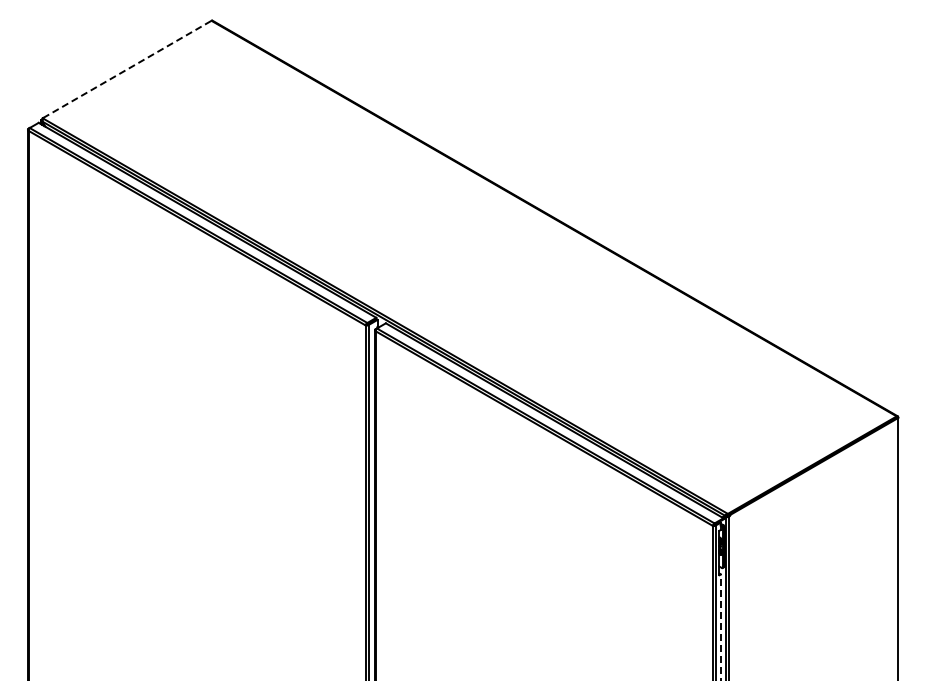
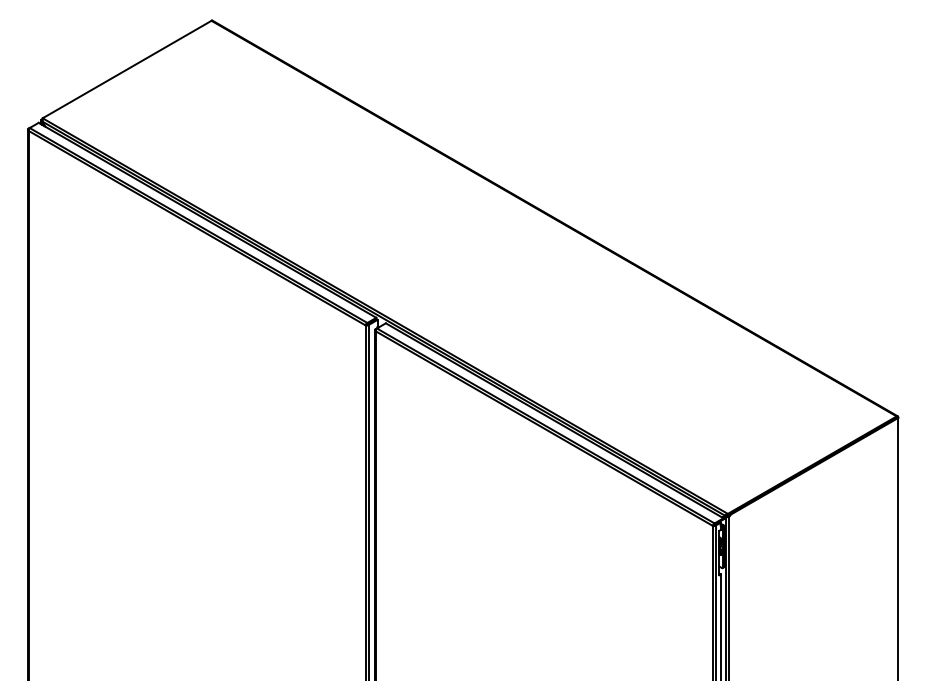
line: dashed -> solid (127, 69)
line: dashed -> solid (720, 627)
